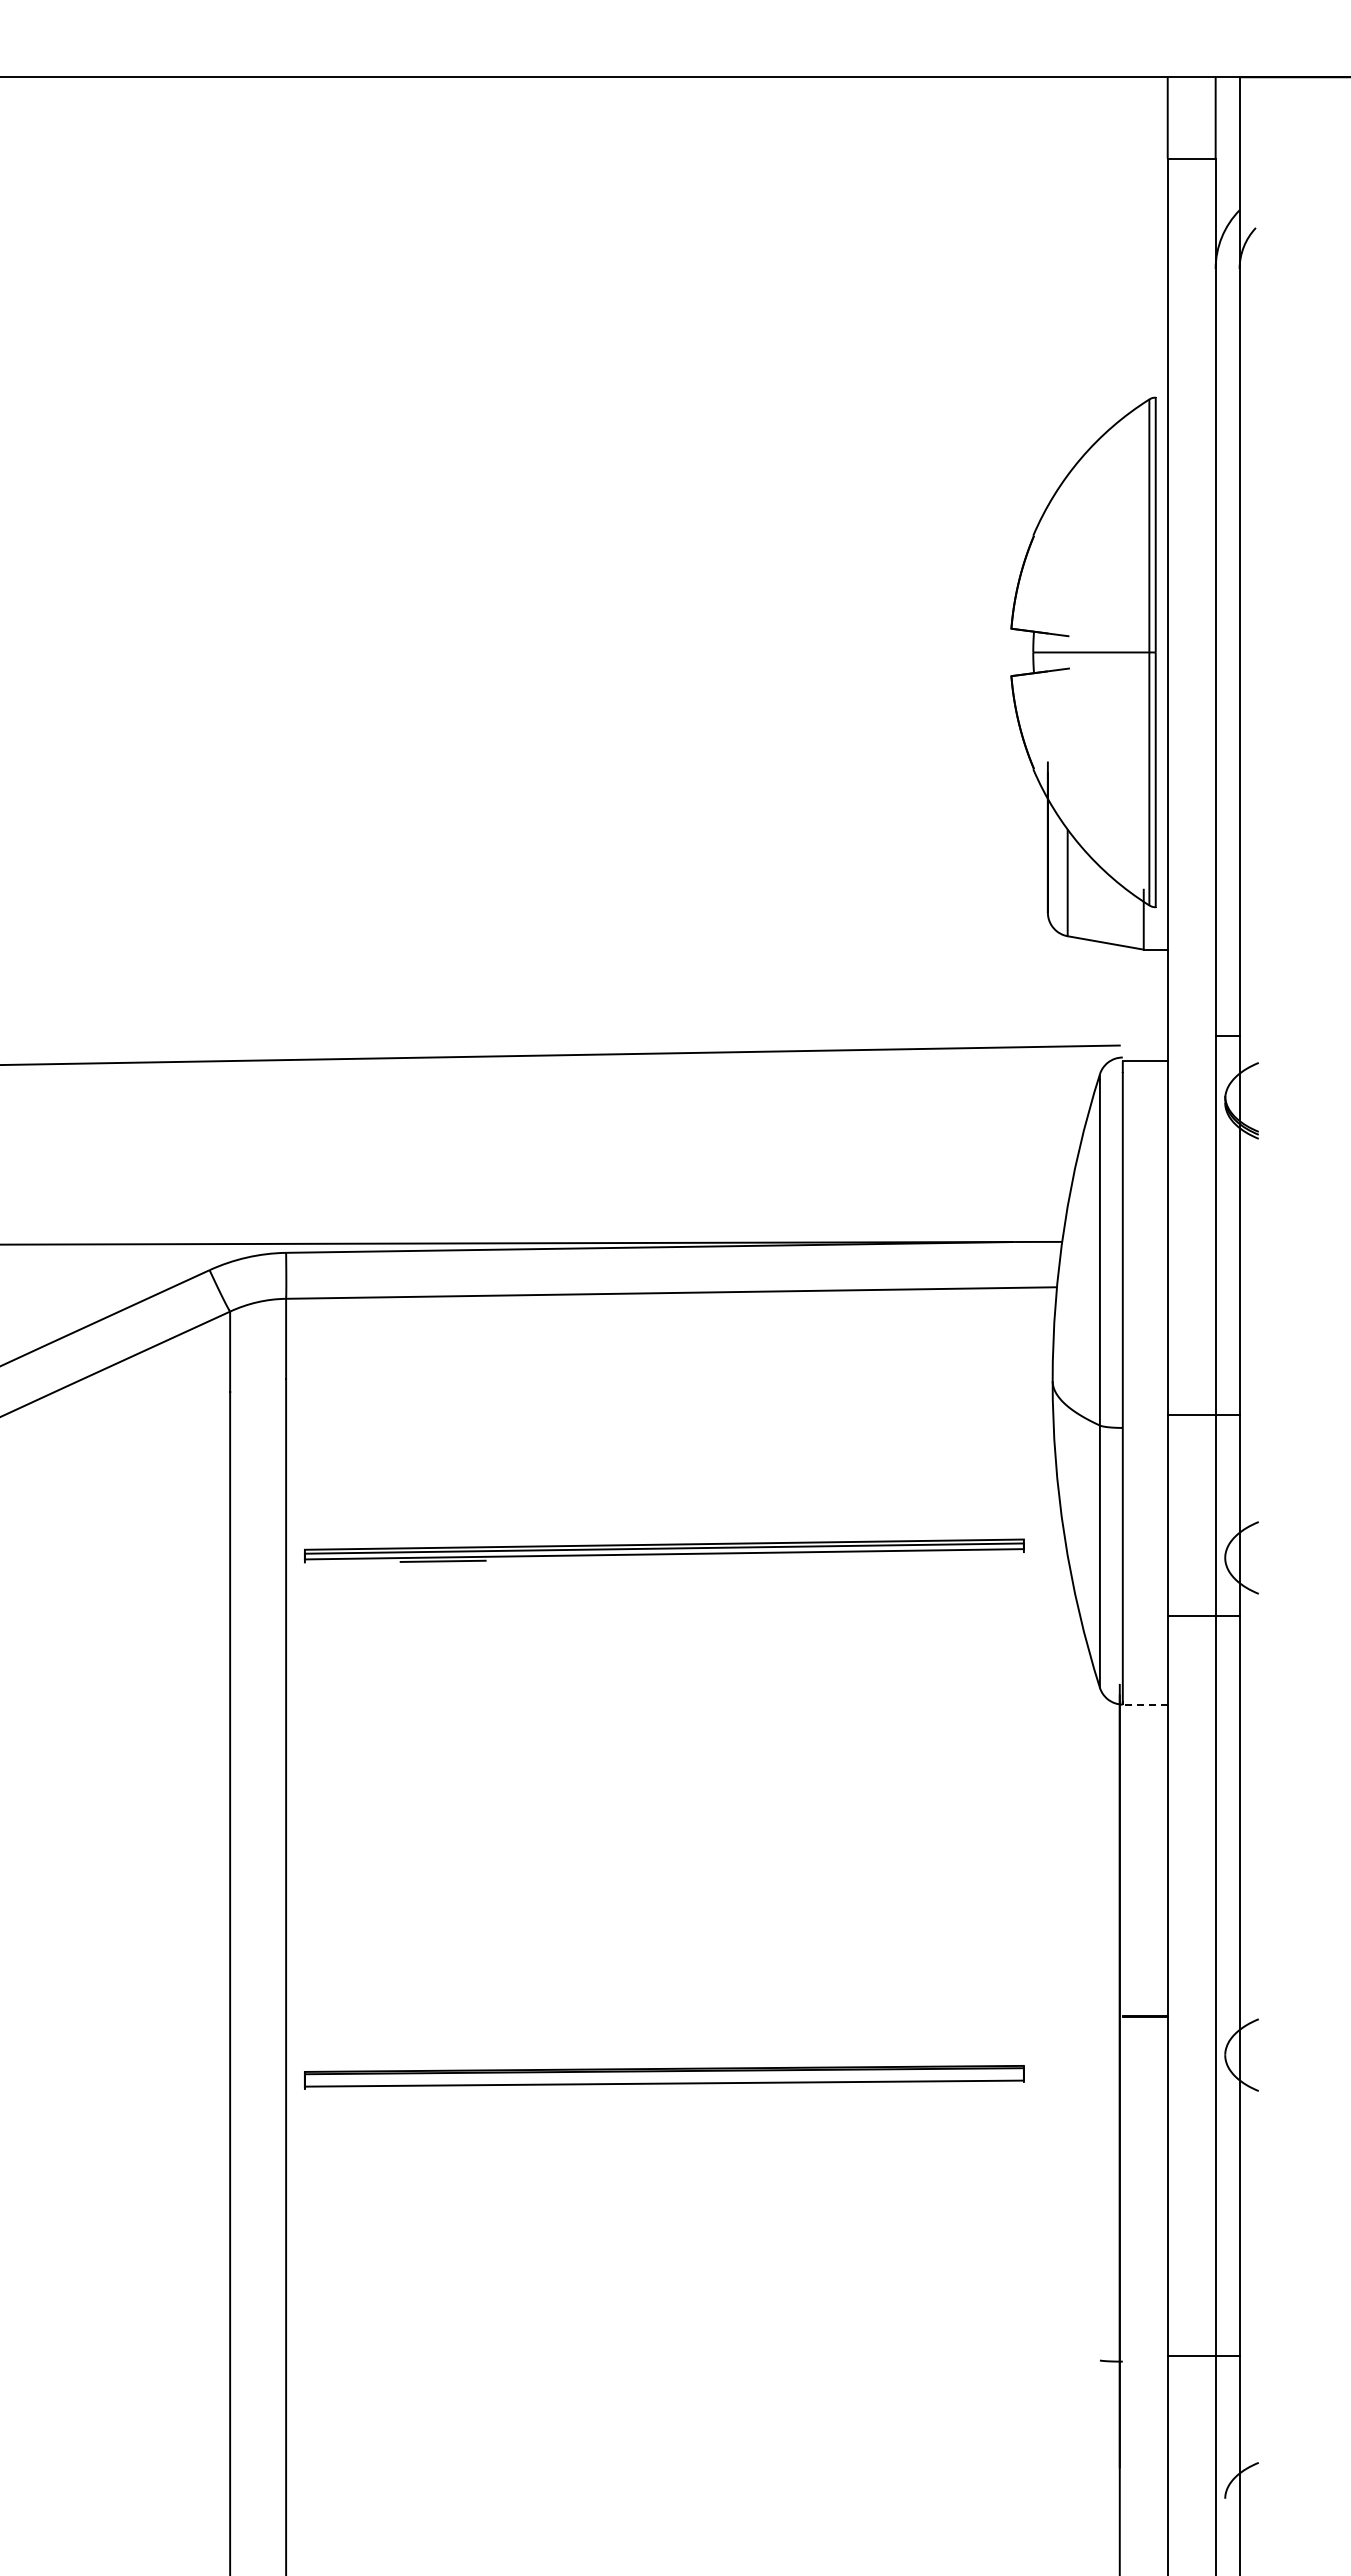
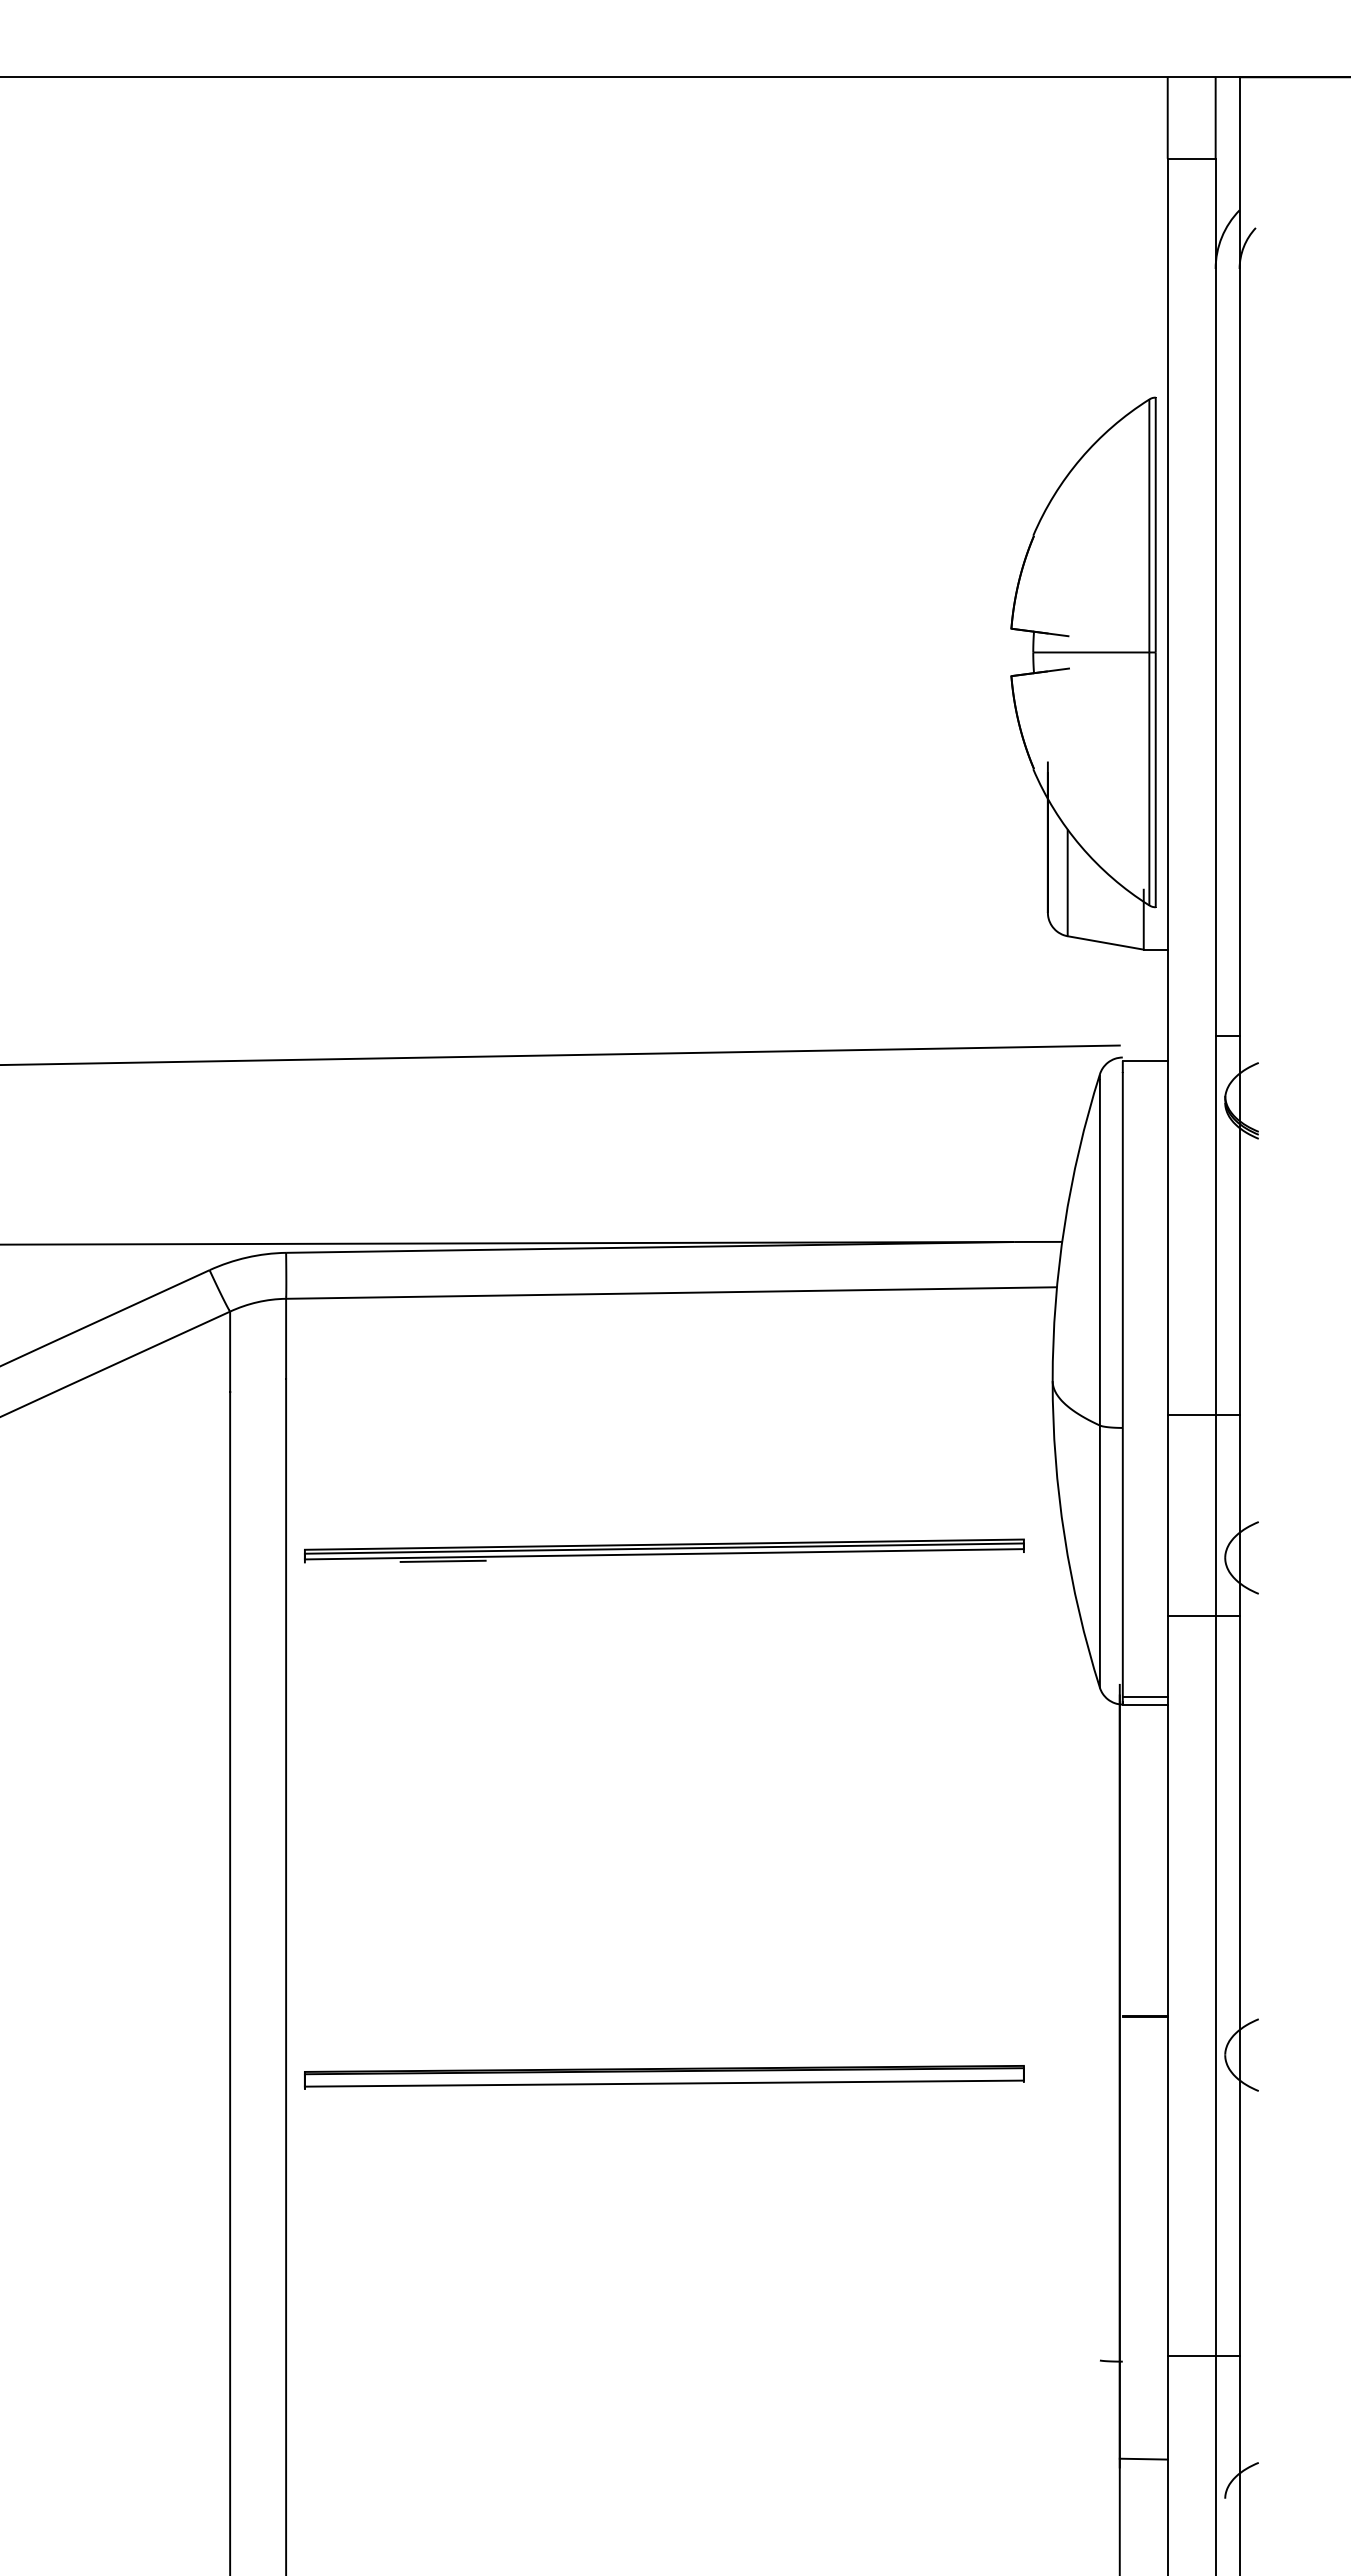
line: none -> present (1144, 1697)
line: dashed -> solid (1144, 1704)
line: none -> present (1143, 2458)
